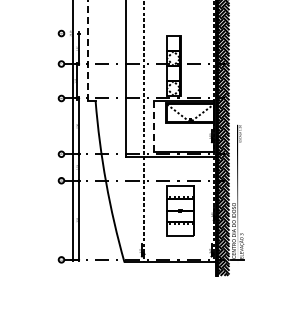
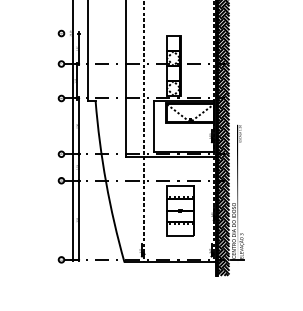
line: dashed -> solid (88, 50)
line: dashed -> solid (153, 126)
